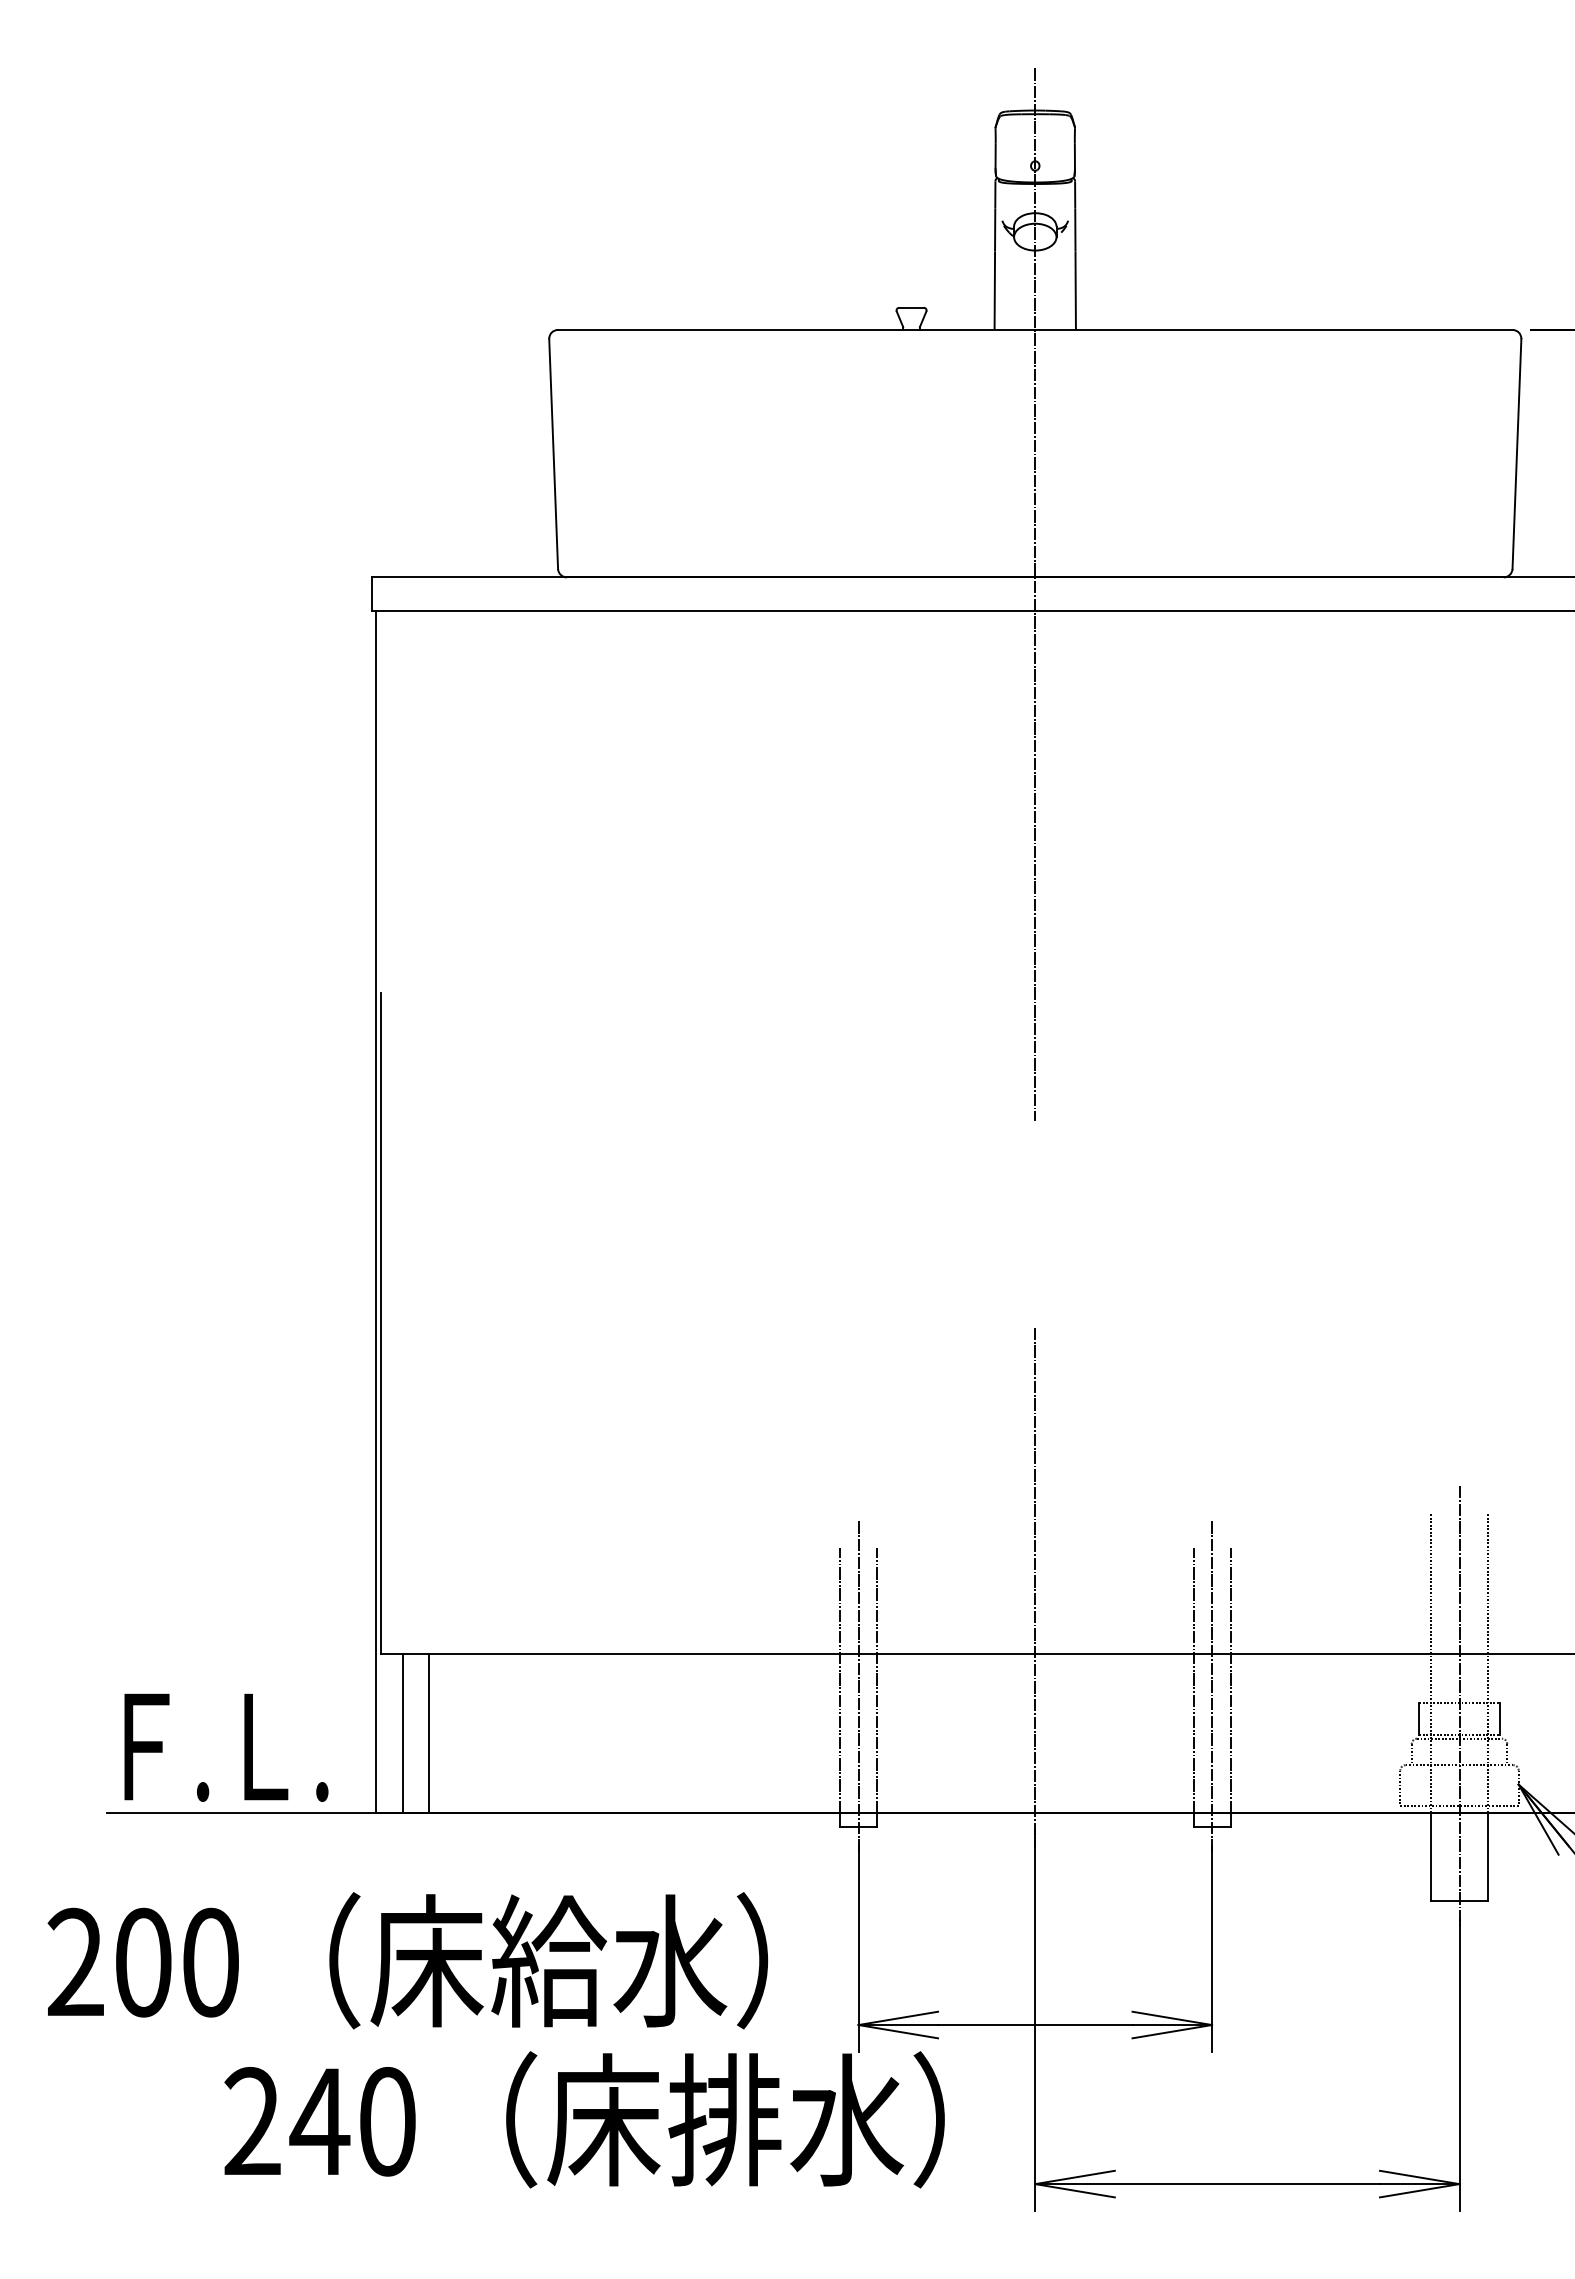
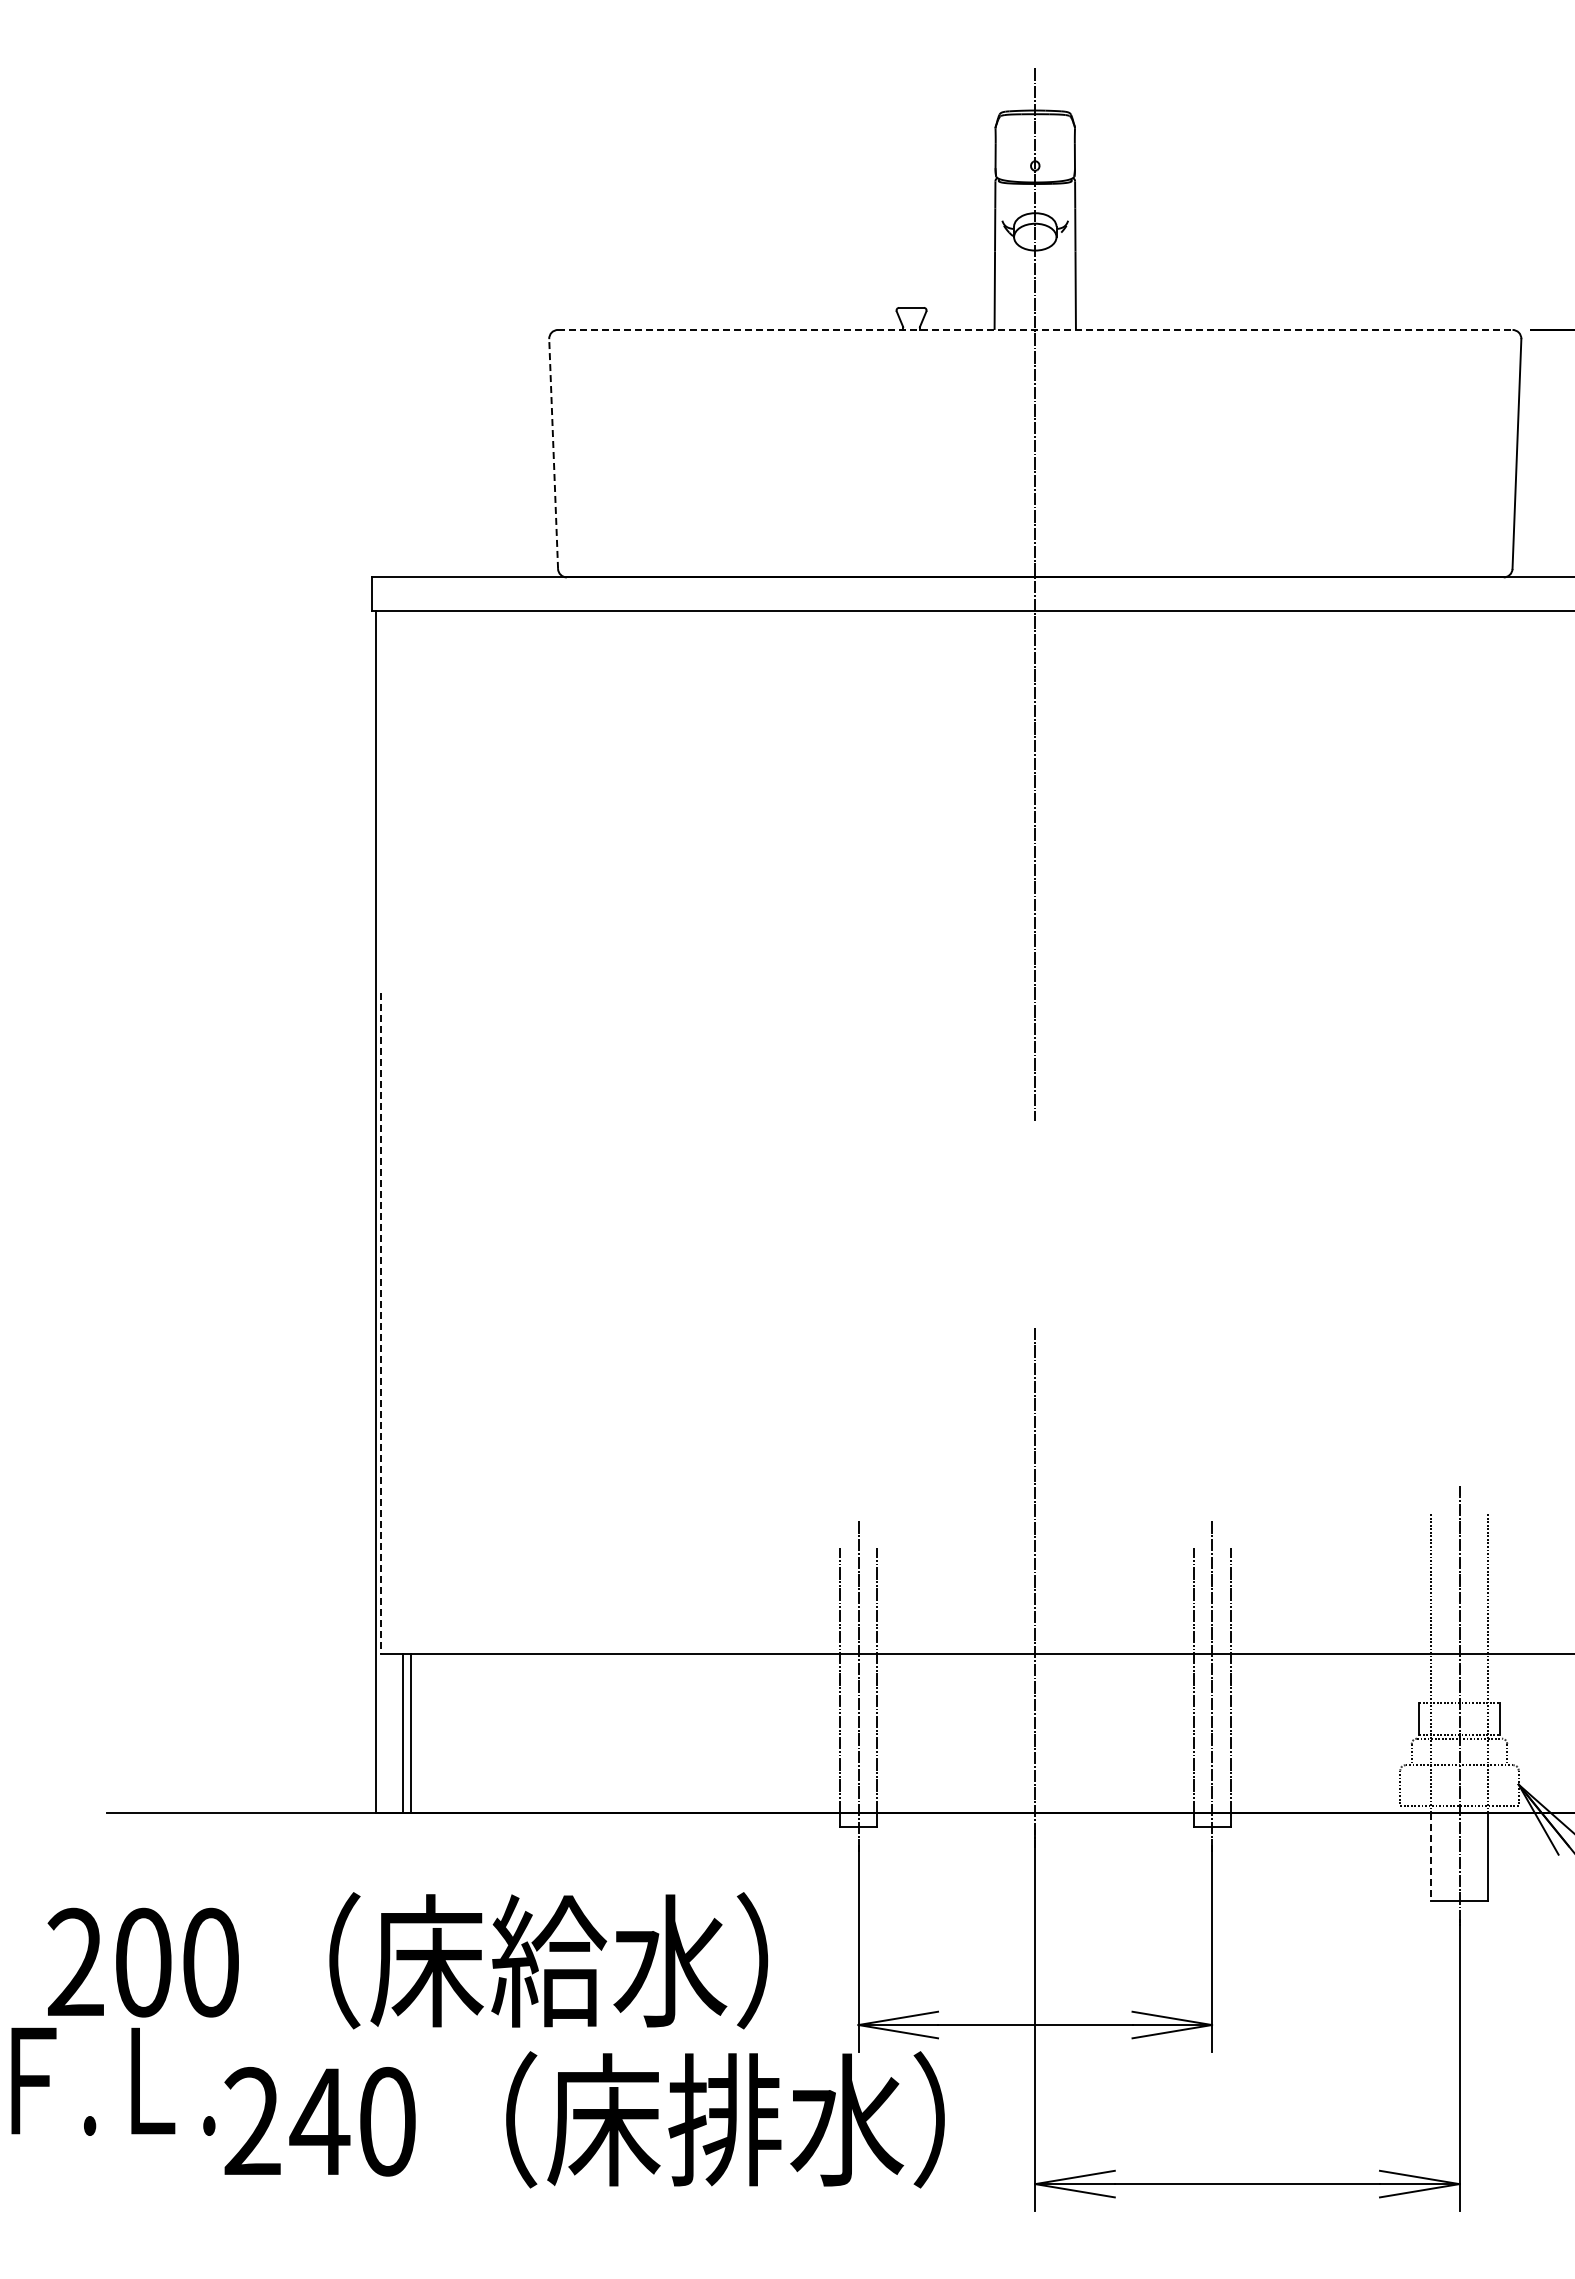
line: solid -> dashed (1035, 329)
line: solid -> dashed (553, 454)
line: solid -> dashed (381, 1323)
line position: (429, 1732) -> (411, 1732) (411, 1732)
text position: (226, 1747) -> (113, 2081) (113, 2081)
line: solid -> dashed (1431, 1857)
